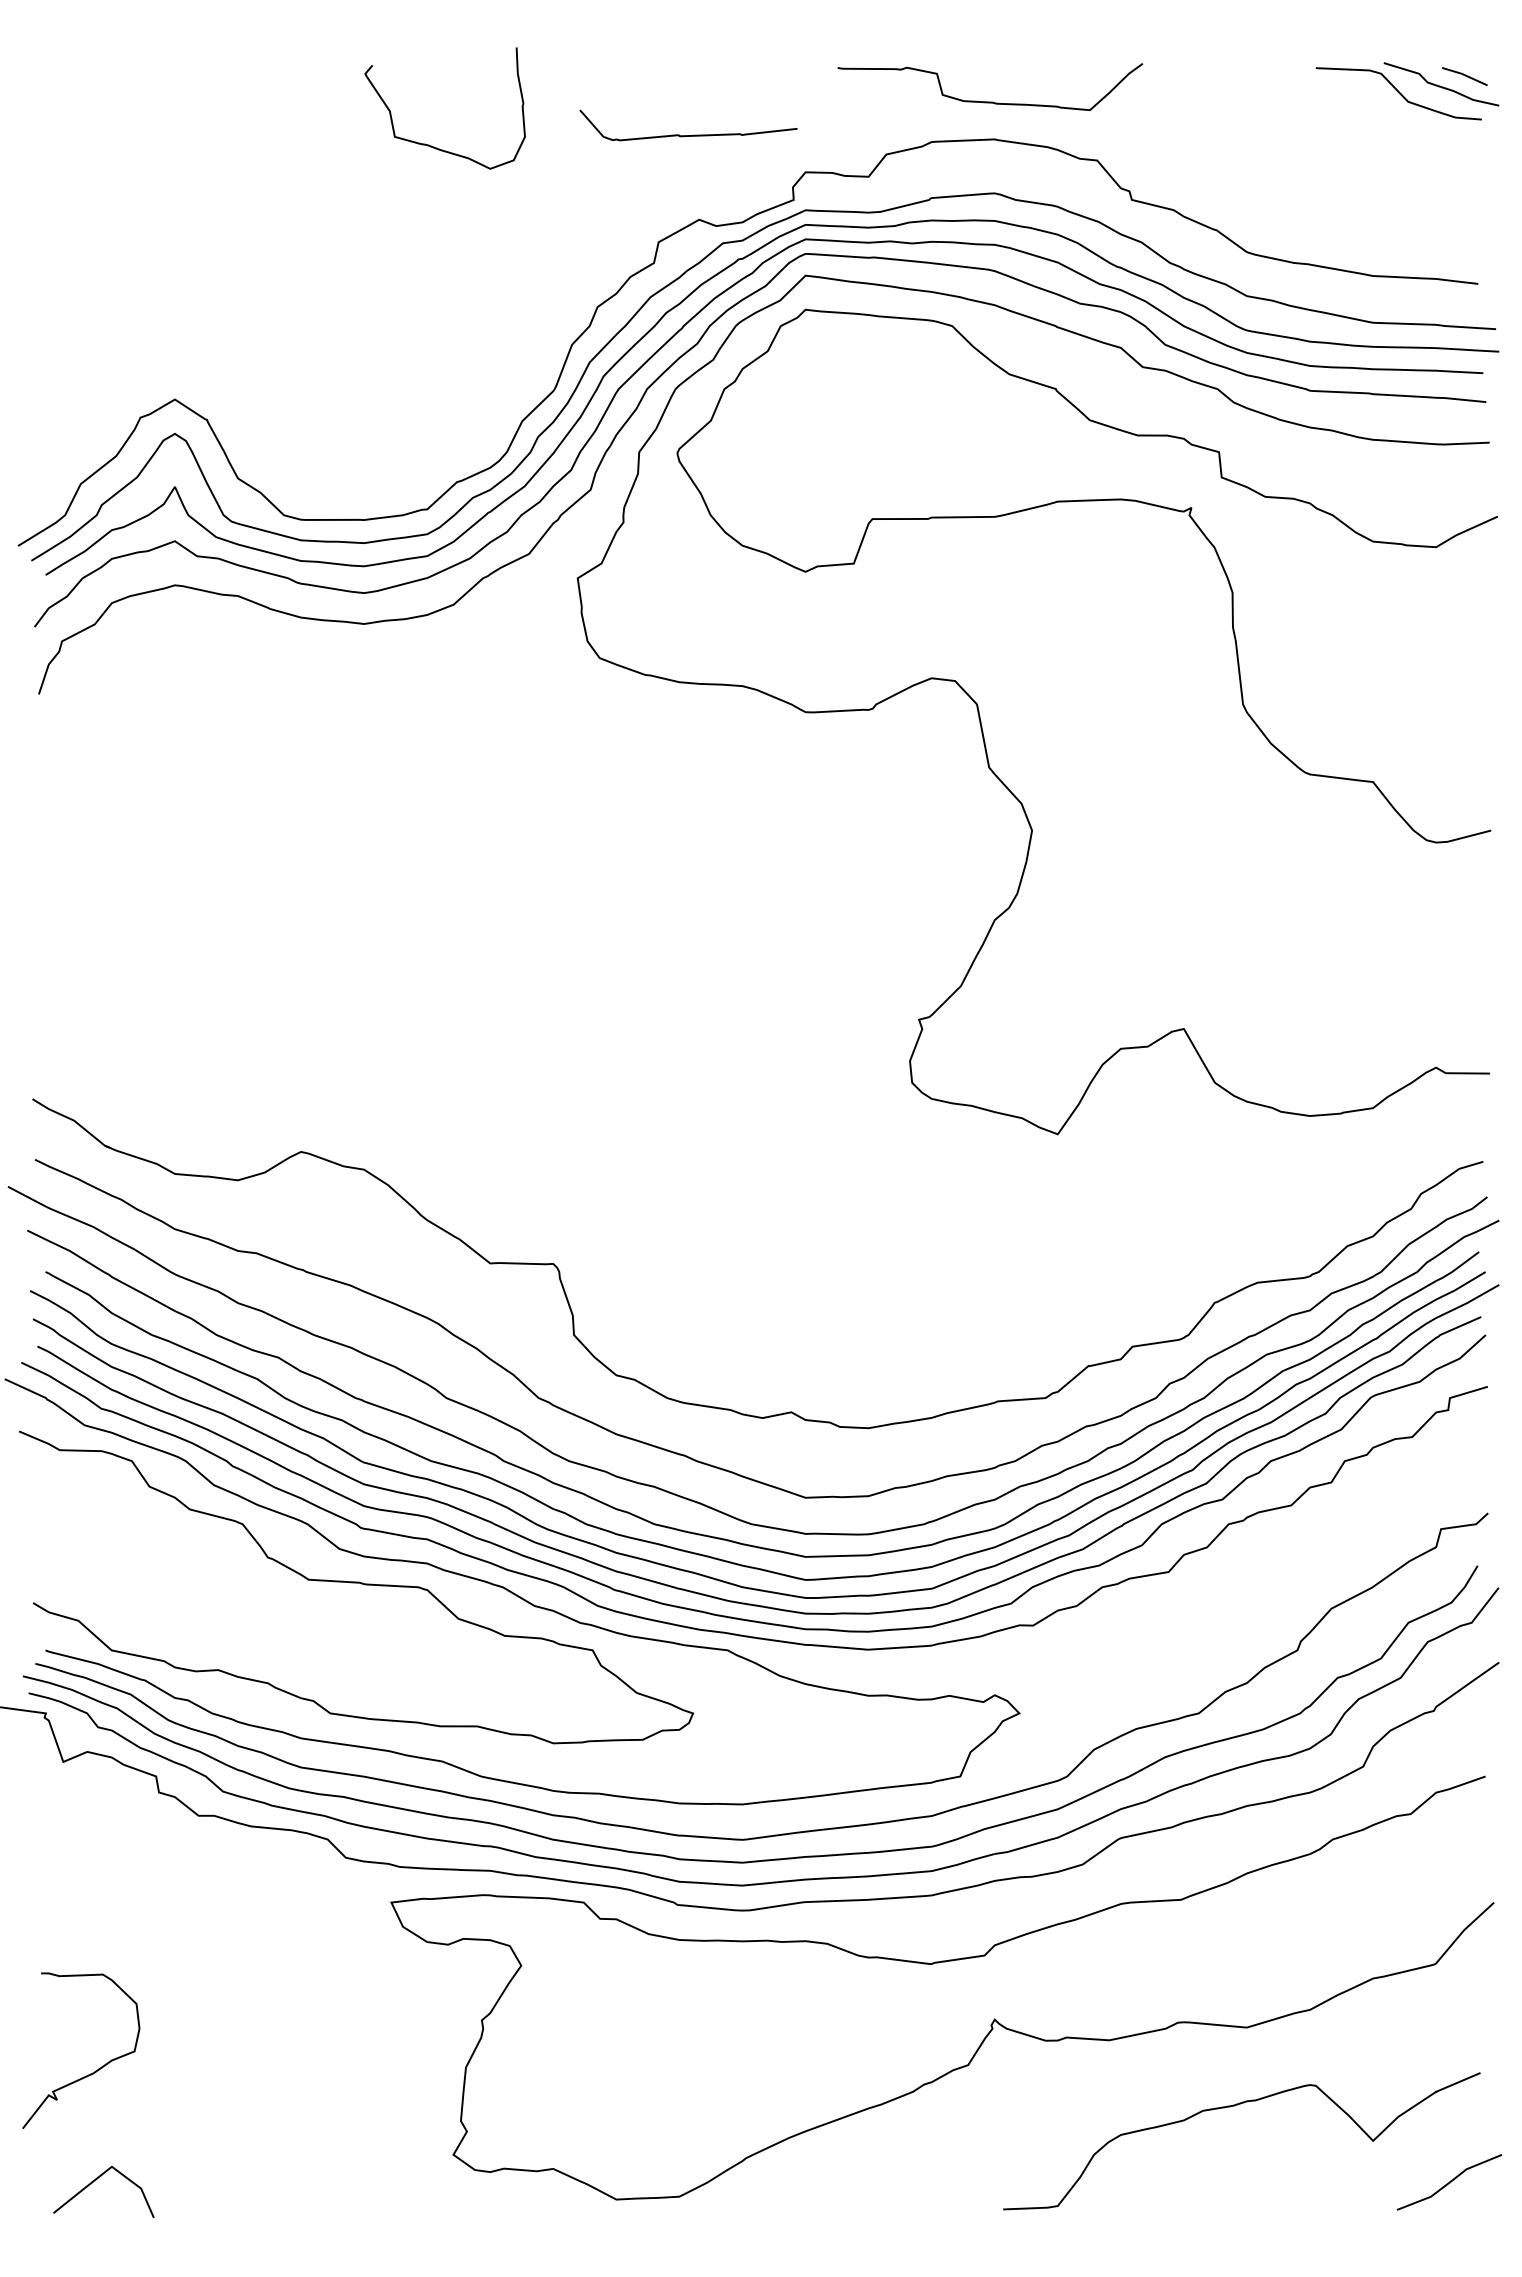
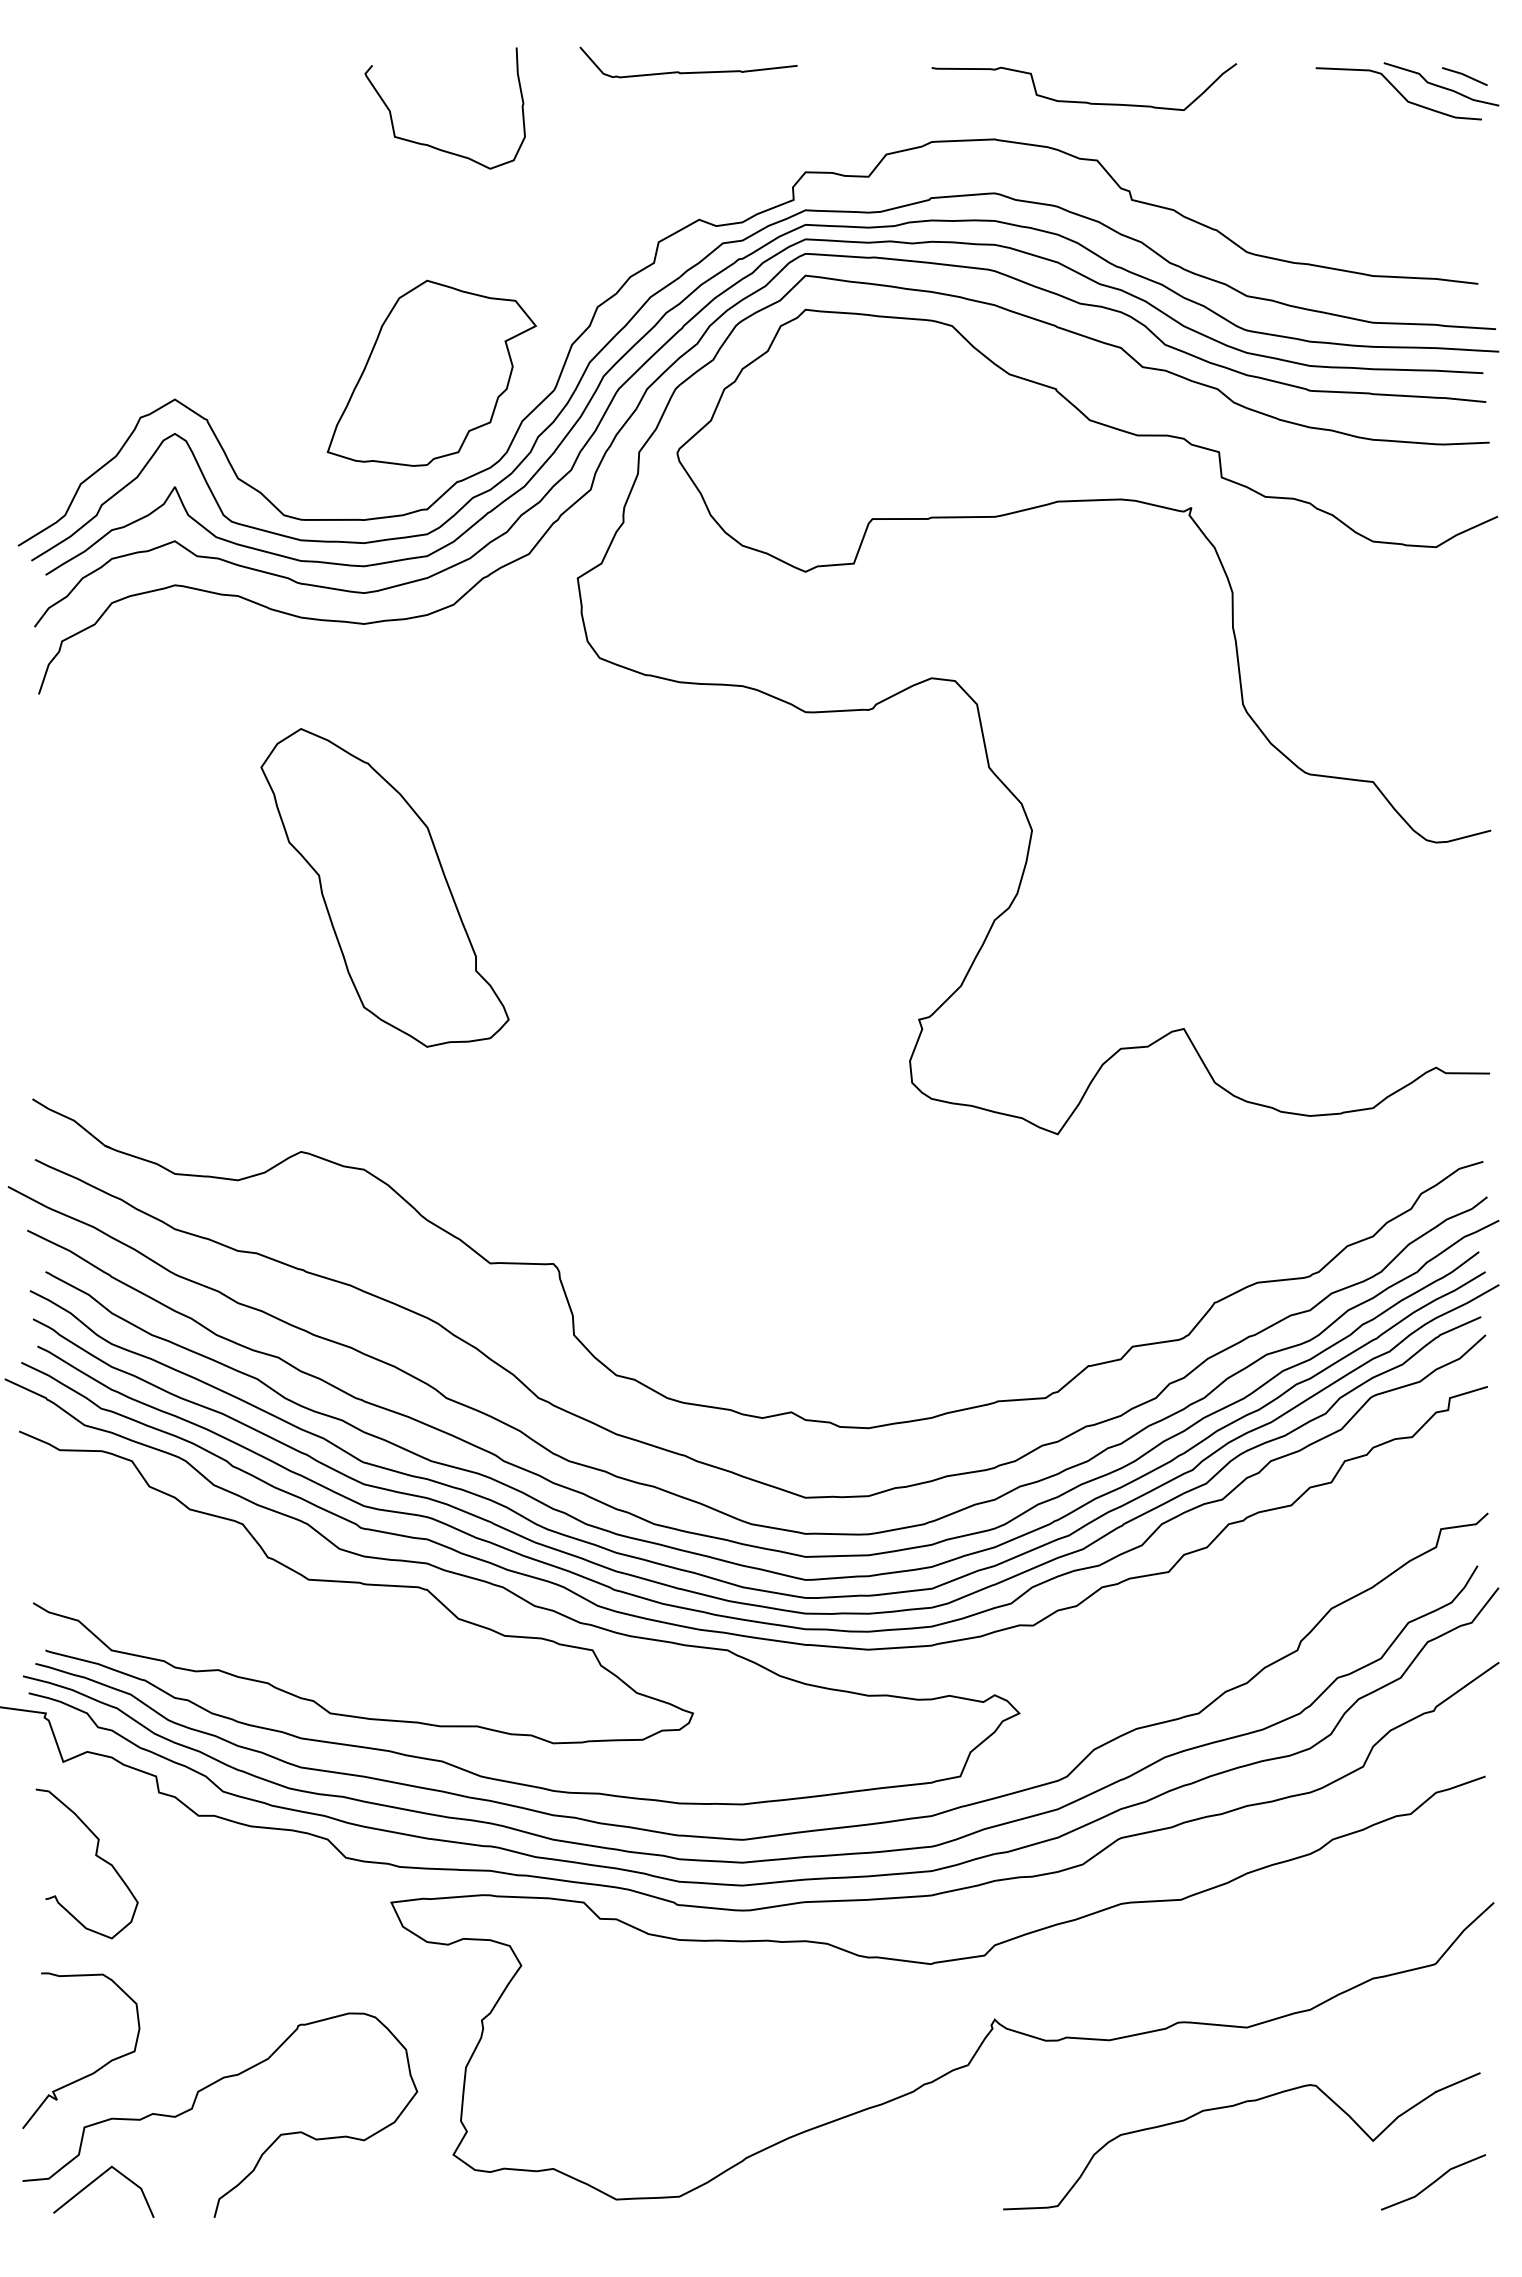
curve position: (990, 101) -> (1084, 101) (1084, 101)
curve position: (688, 135) -> (688, 72) (688, 72)
part: none -> present (431, 372)
part: none -> present (384, 887)
curve: none -> present (95, 1855)
curve: none -> present (194, 2105)
line position: (1449, 2182) -> (1433, 2182) (1433, 2182)
